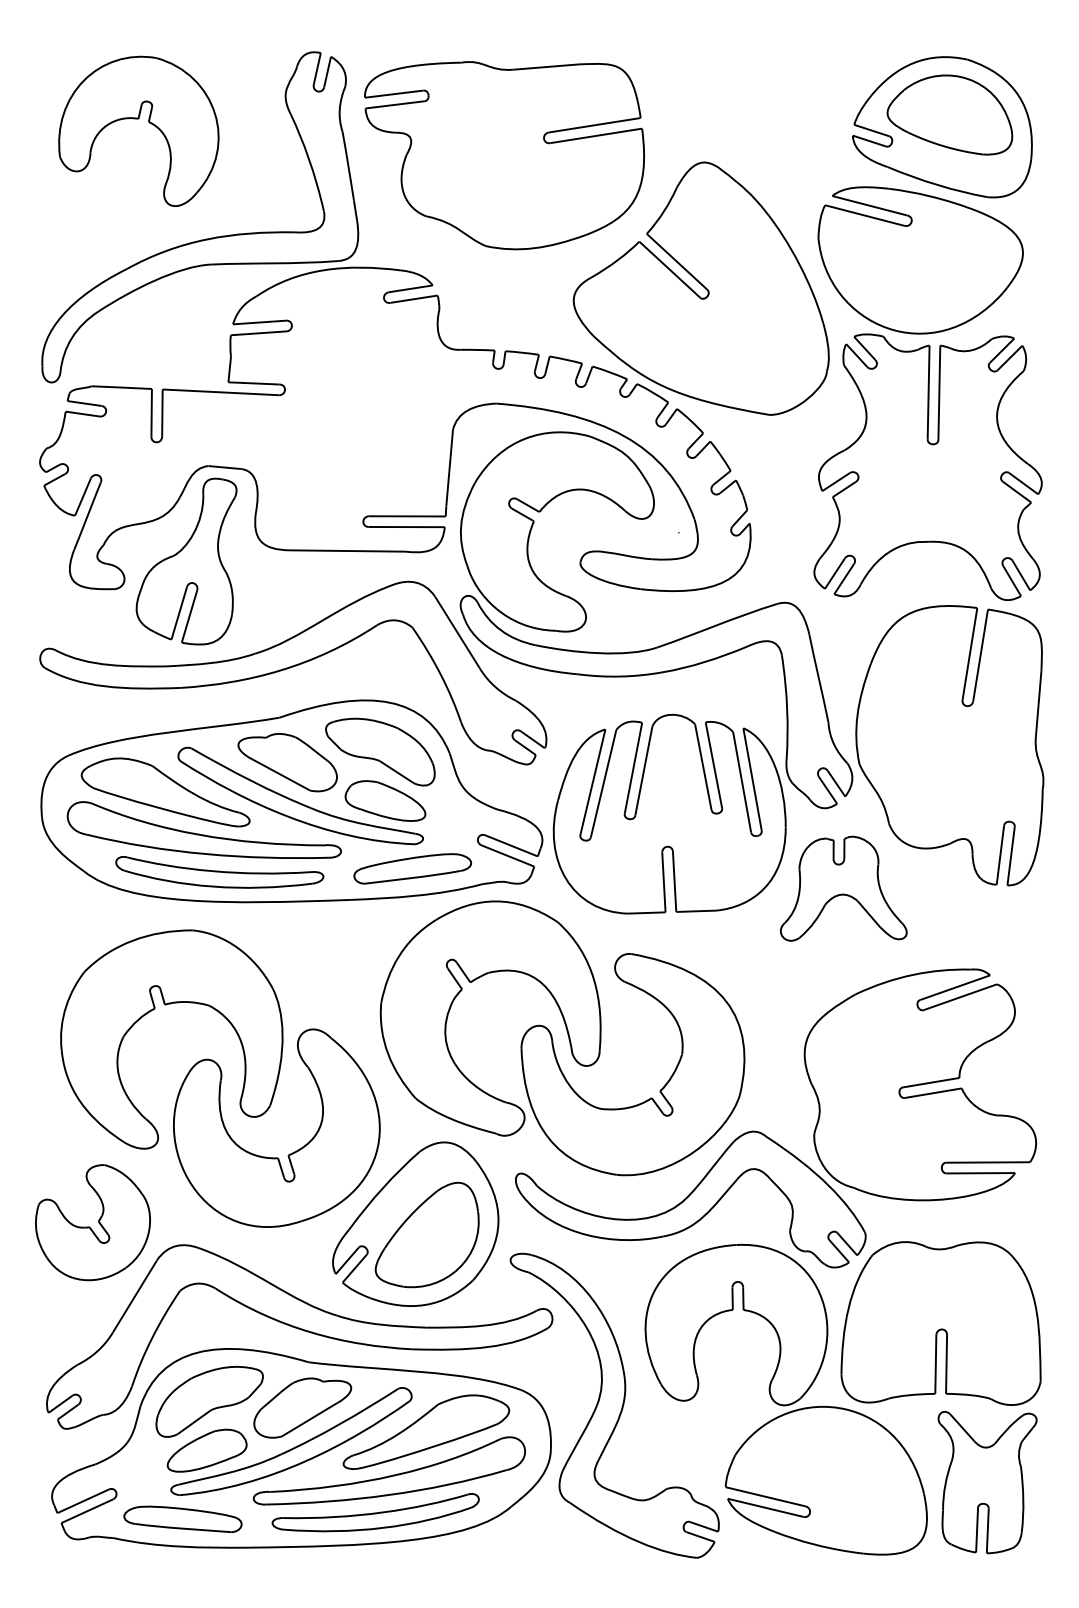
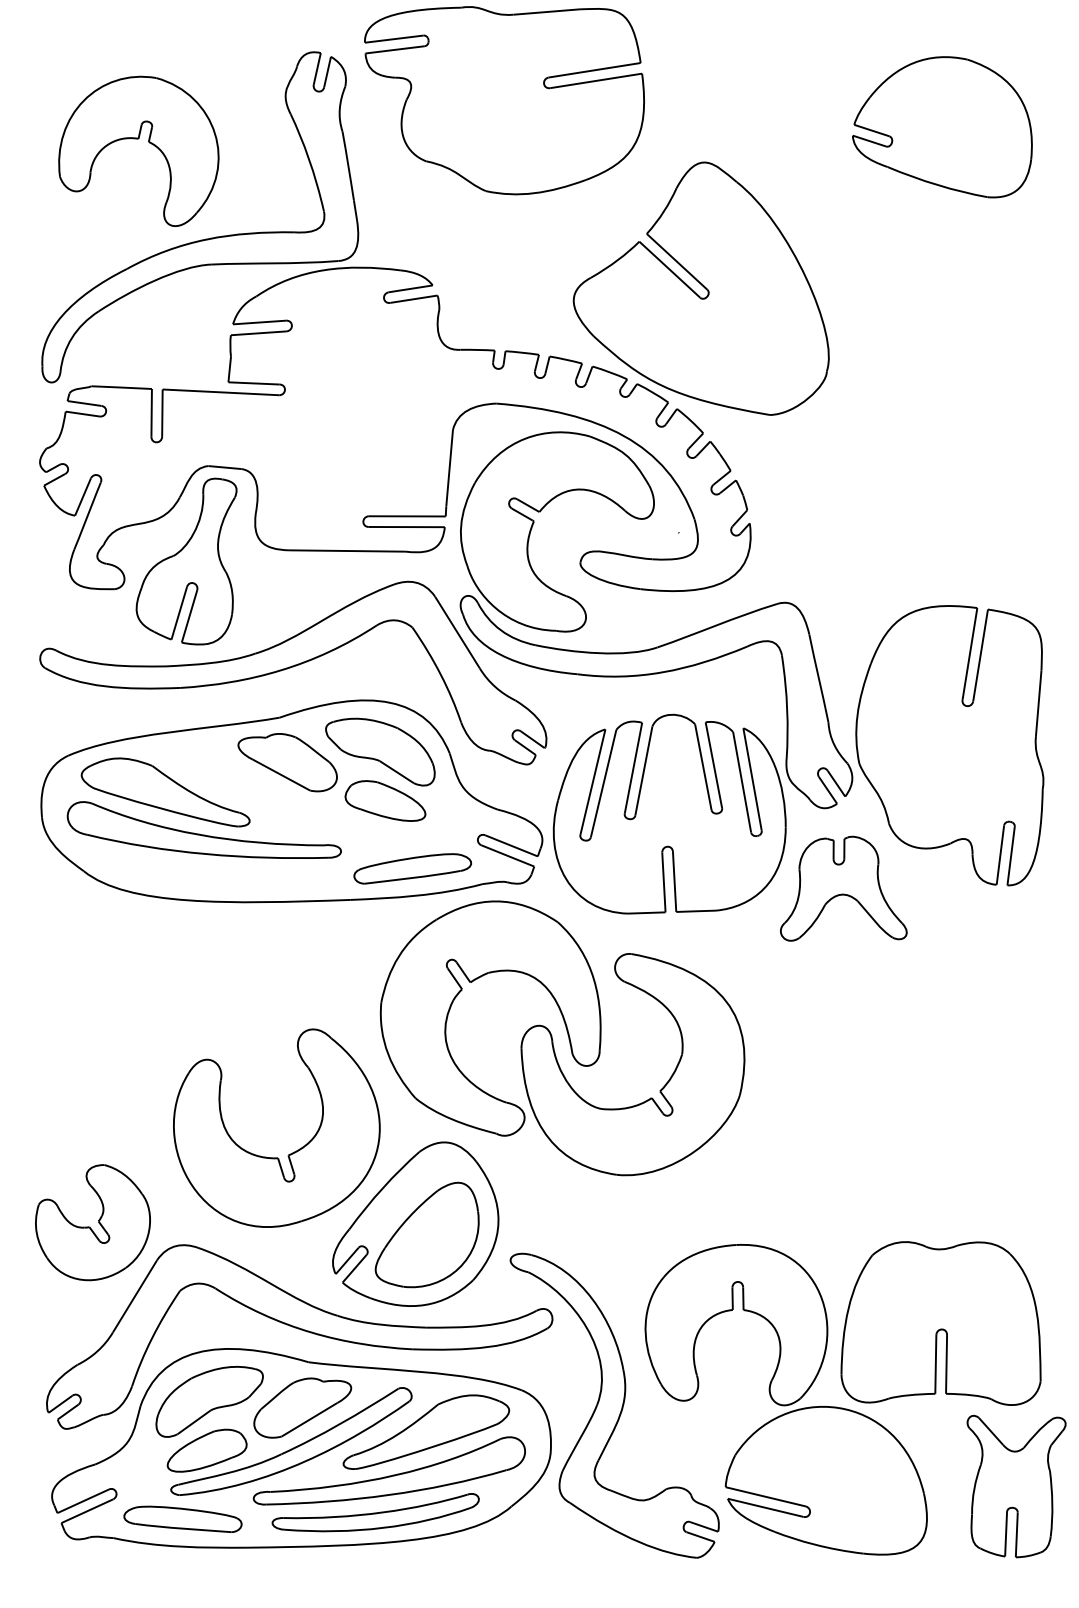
part: present -> none (949, 114)
part position: (138, 119) -> (138, 139) (138, 139)
part position: (504, 155) -> (504, 100) (504, 100)
part: present -> none (927, 393)
part: present -> none (298, 801)
part: present -> none (219, 872)
part: present -> none (153, 1010)
part: present -> none (765, 1134)
part position: (987, 1482) -> (1016, 1486) (1016, 1486)
